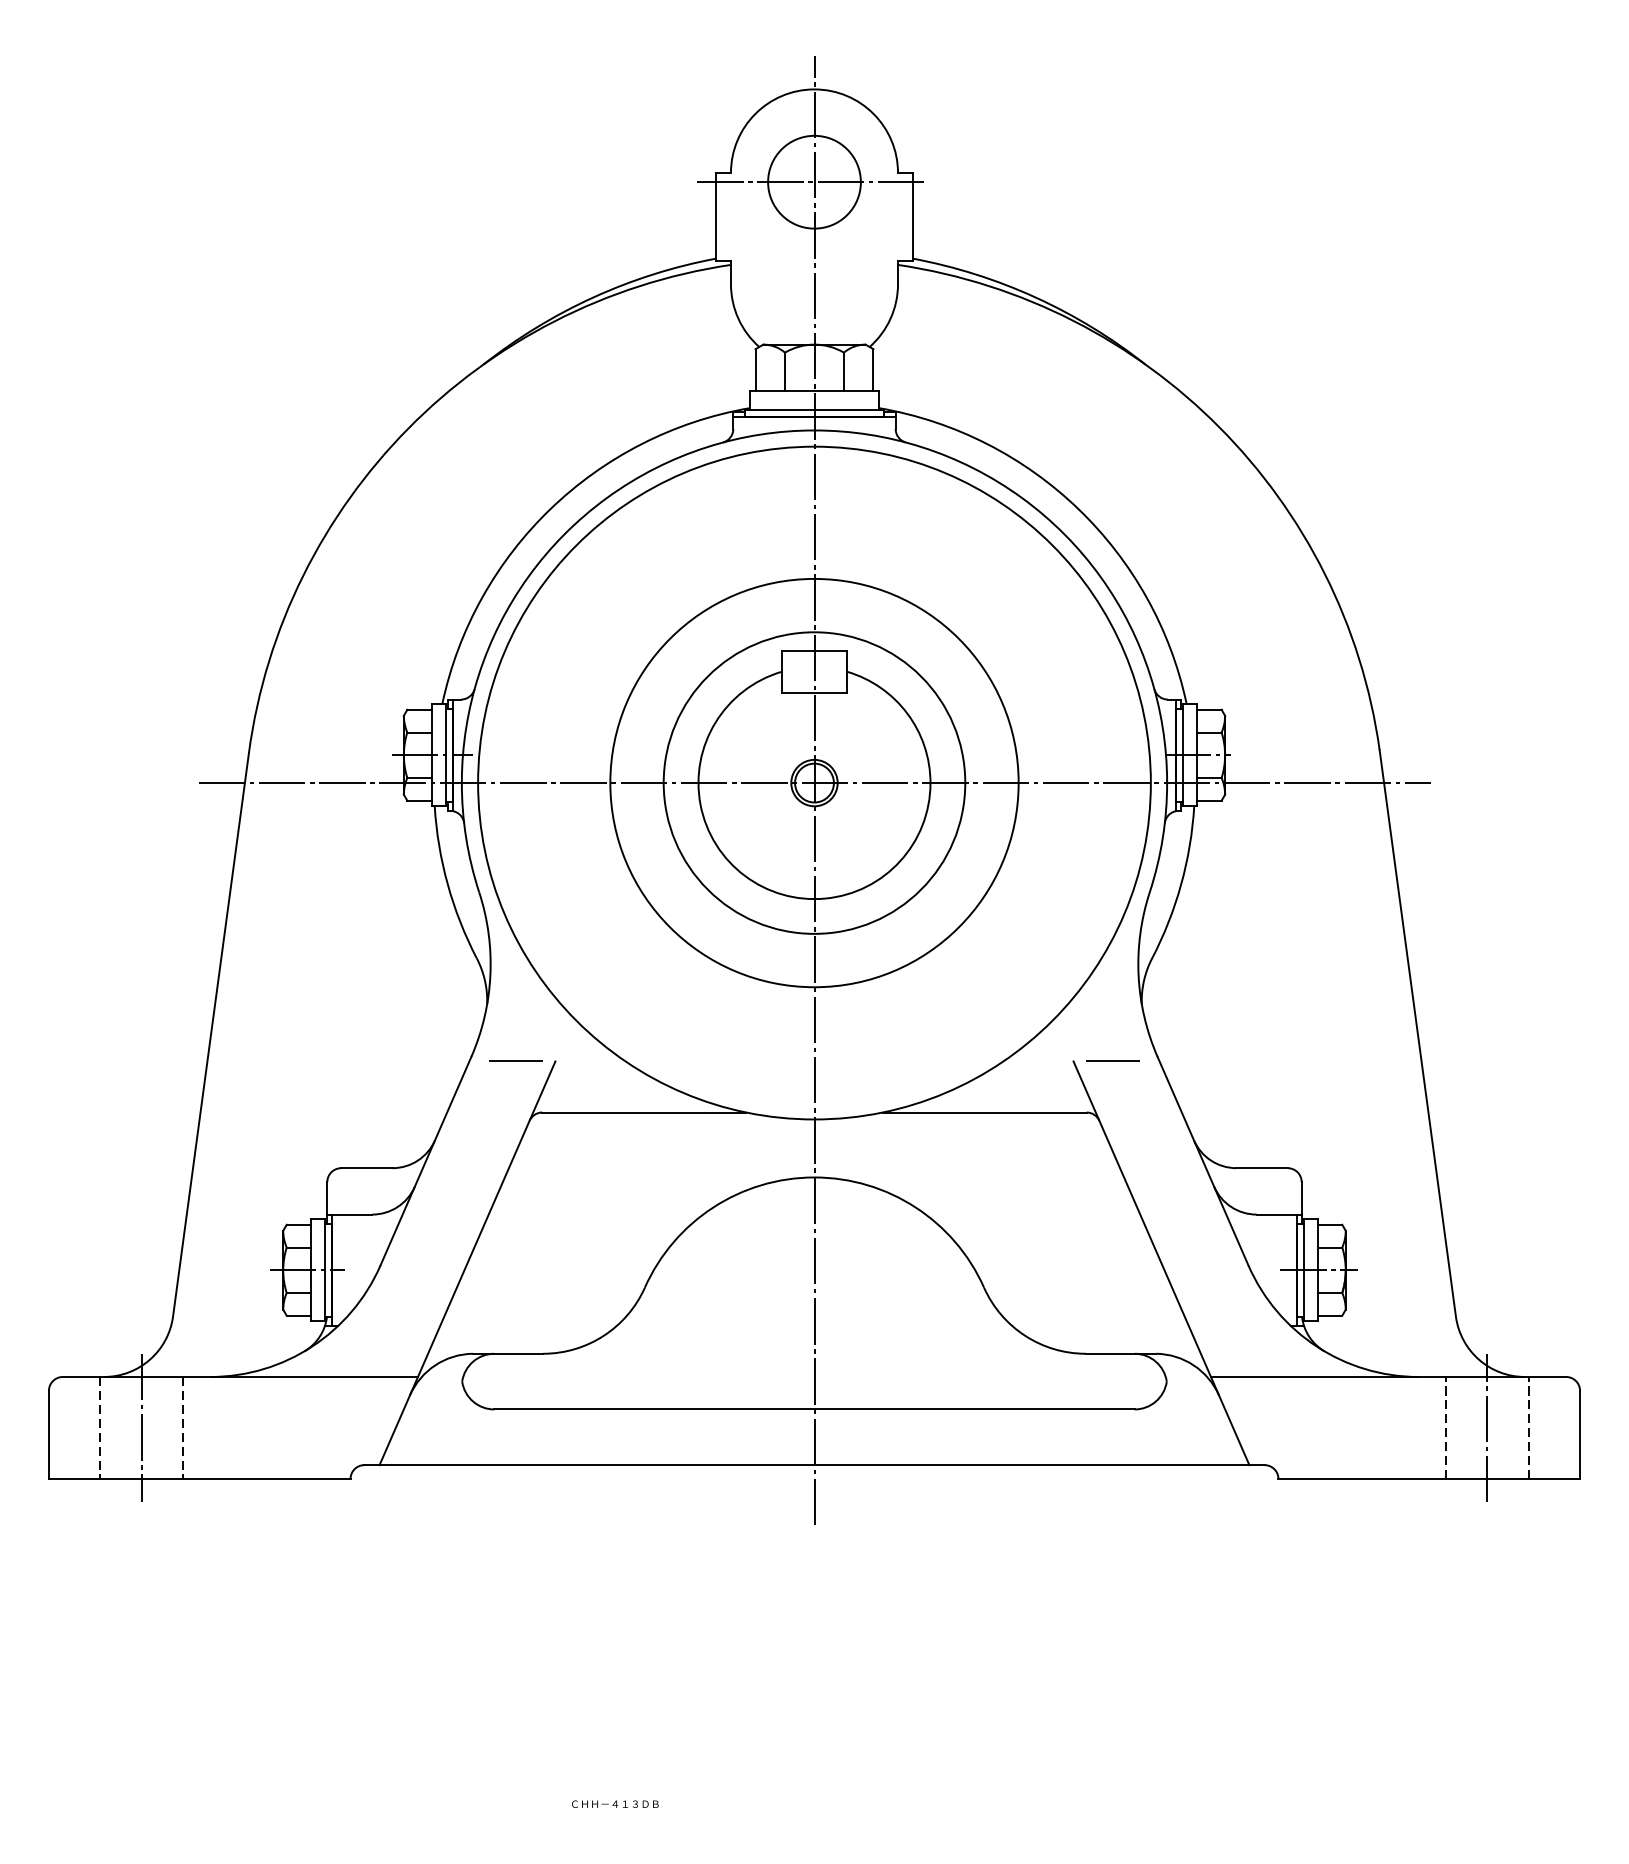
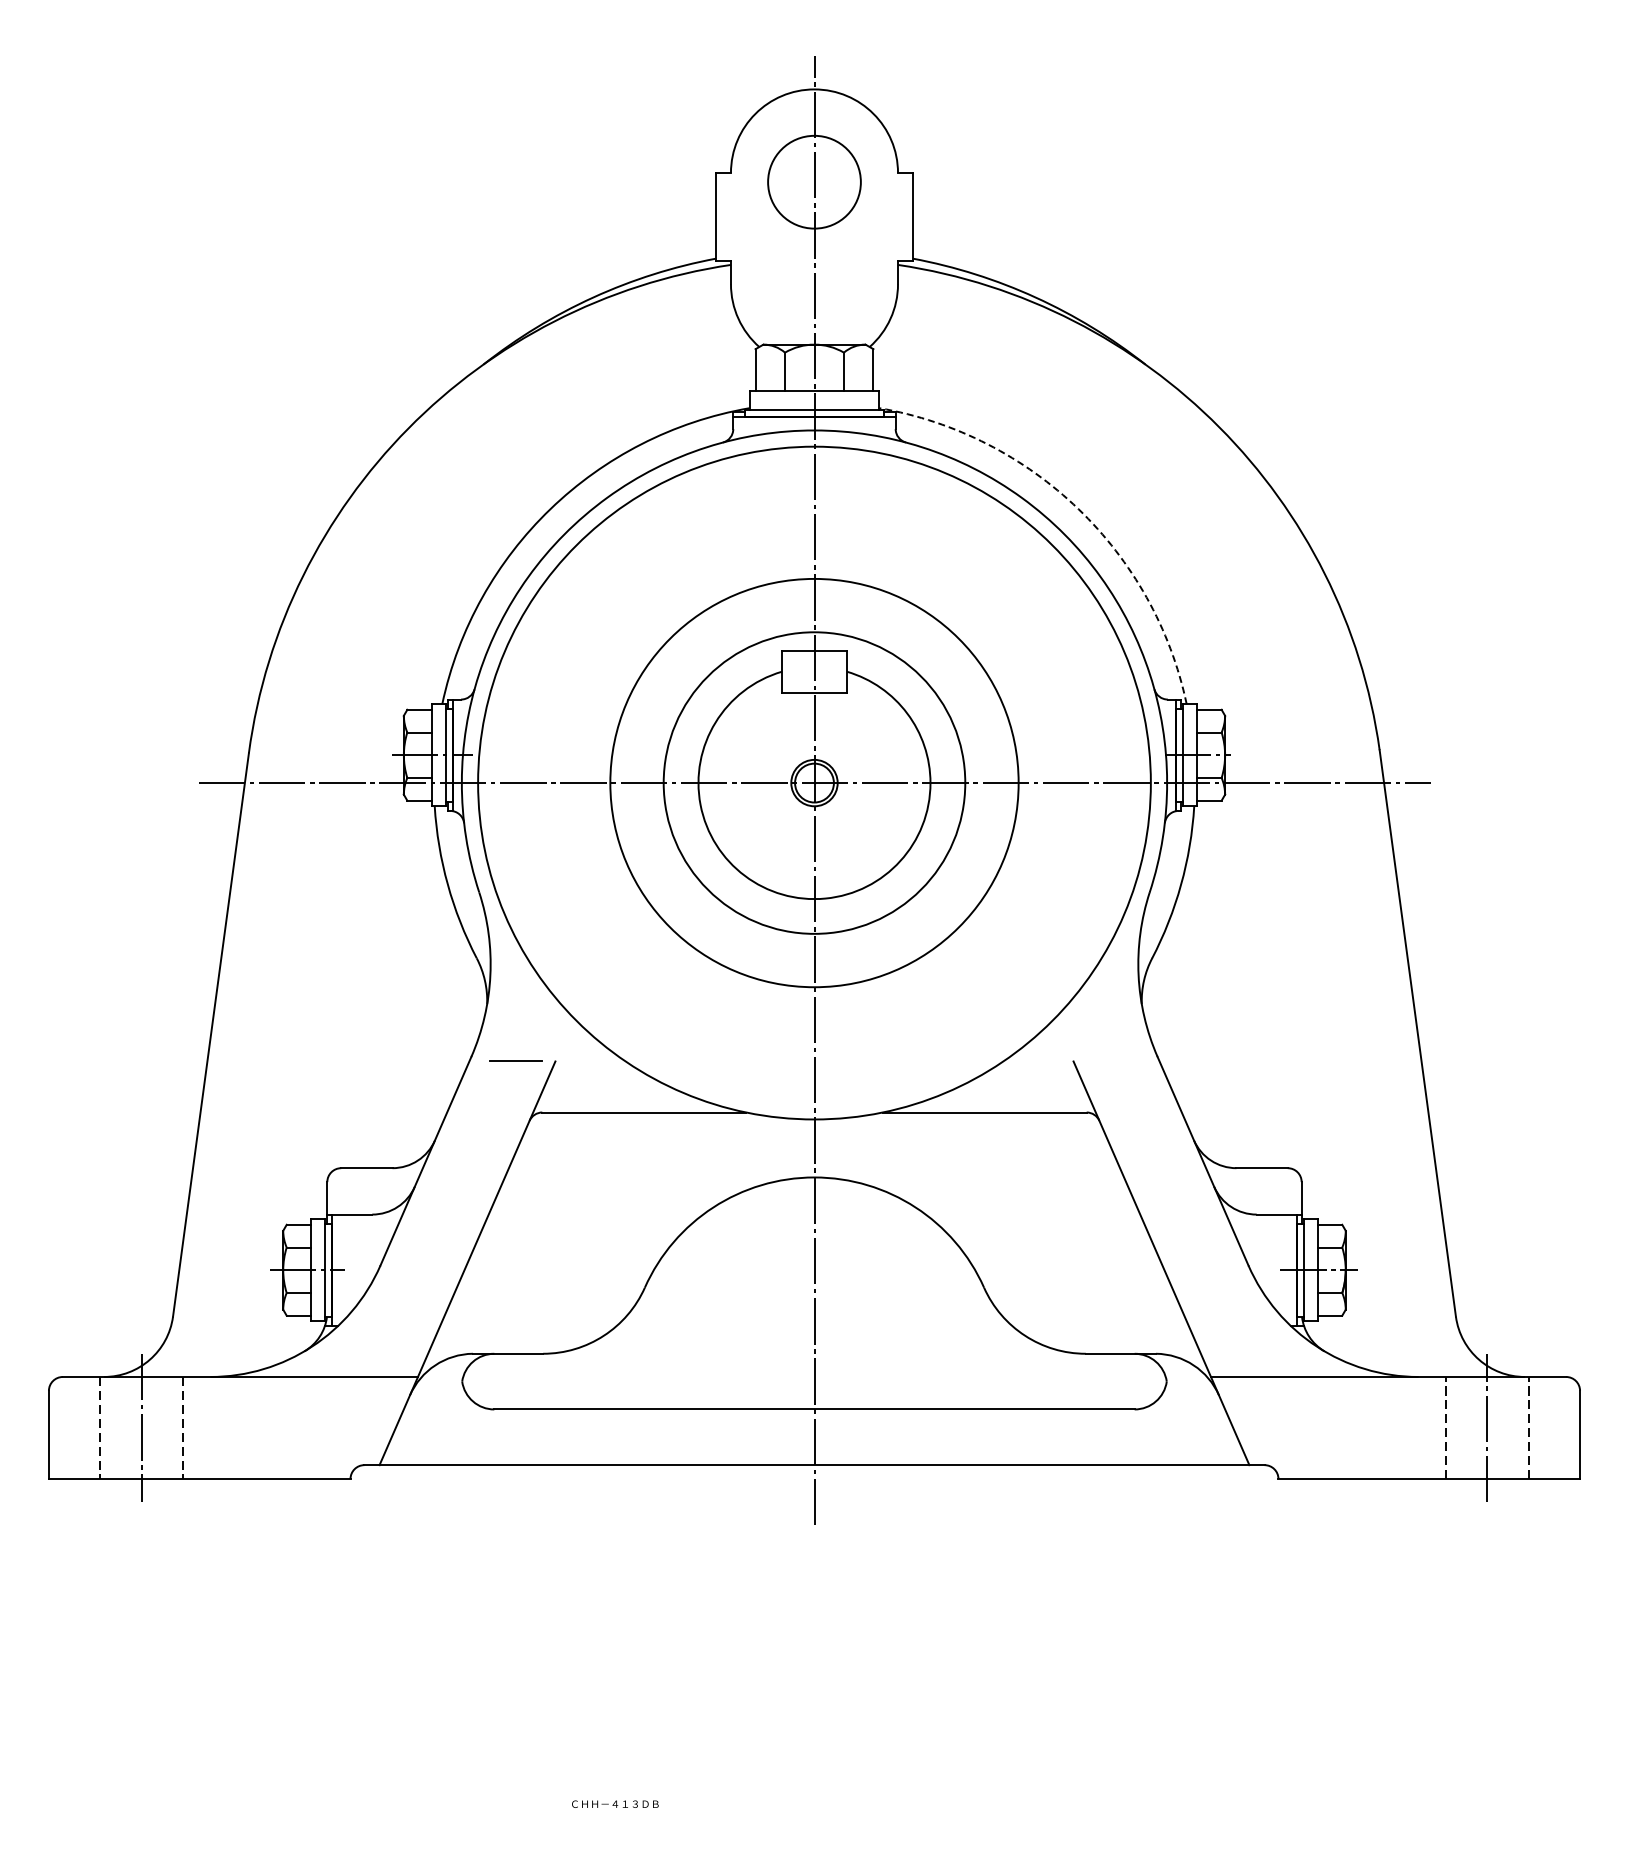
line: present -> none (811, 182)
arc: solid -> dashed (1078, 509)
line: present -> none (1112, 1061)
